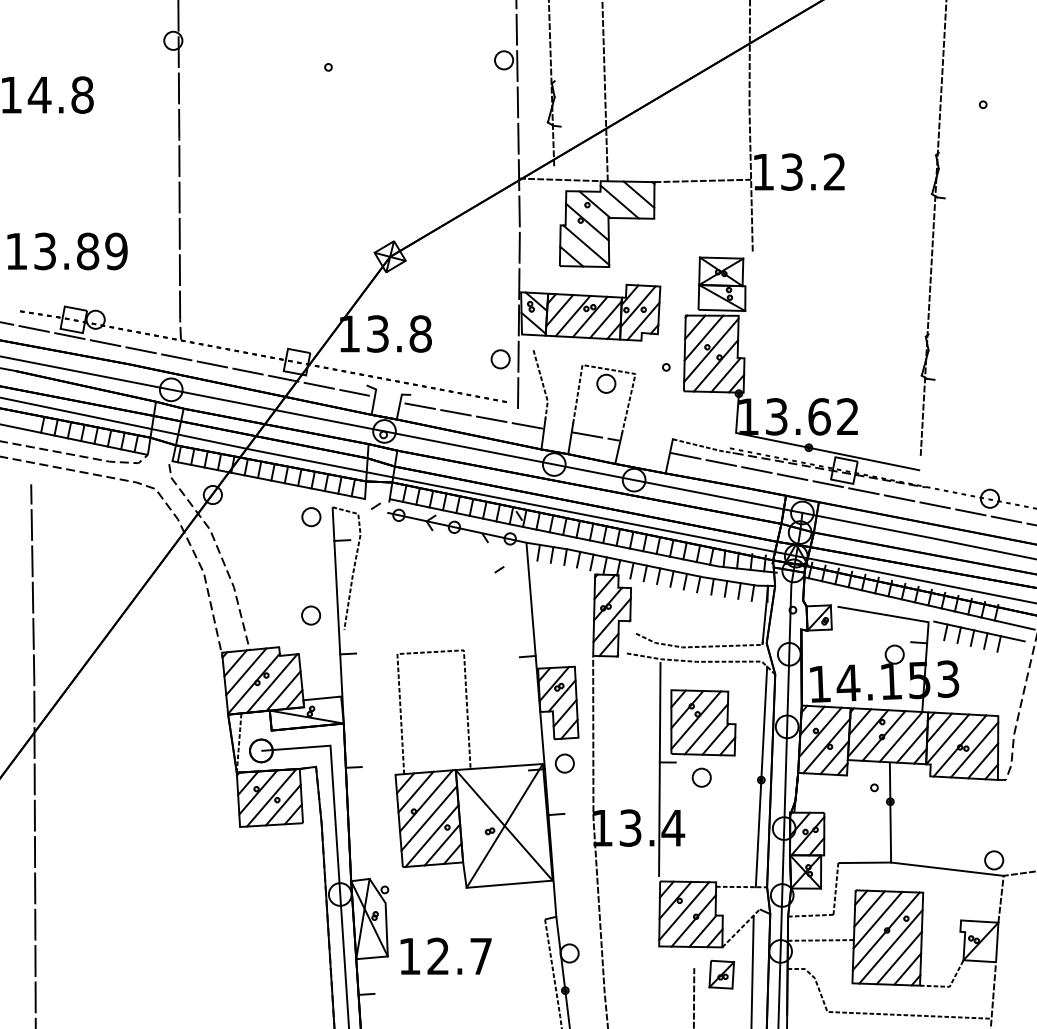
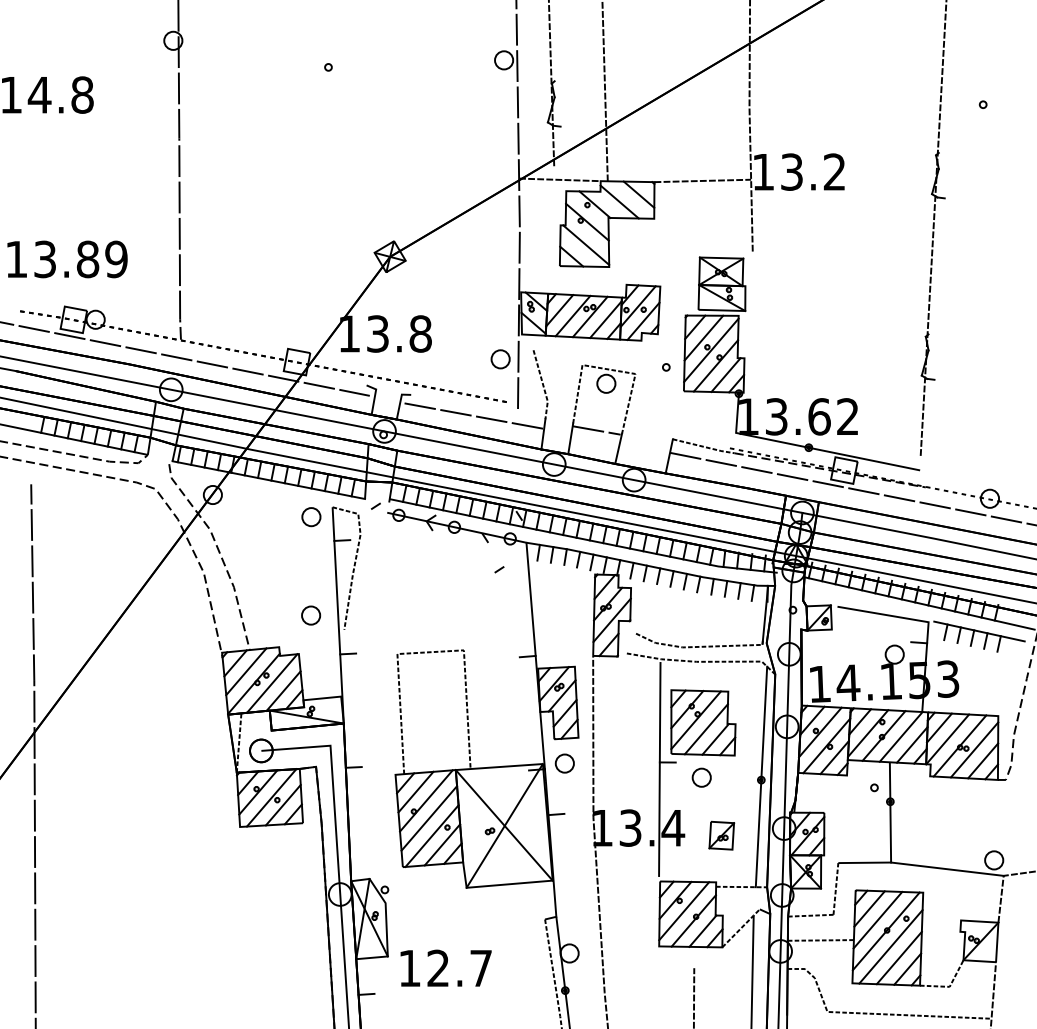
text position: (67, 251) -> (67, 259) (67, 259)
line position: (595, 436) -> (596, 430) (596, 430)
text position: (445, 955) -> (445, 967) (445, 967)
part position: (721, 974) -> (721, 835) (721, 835)
